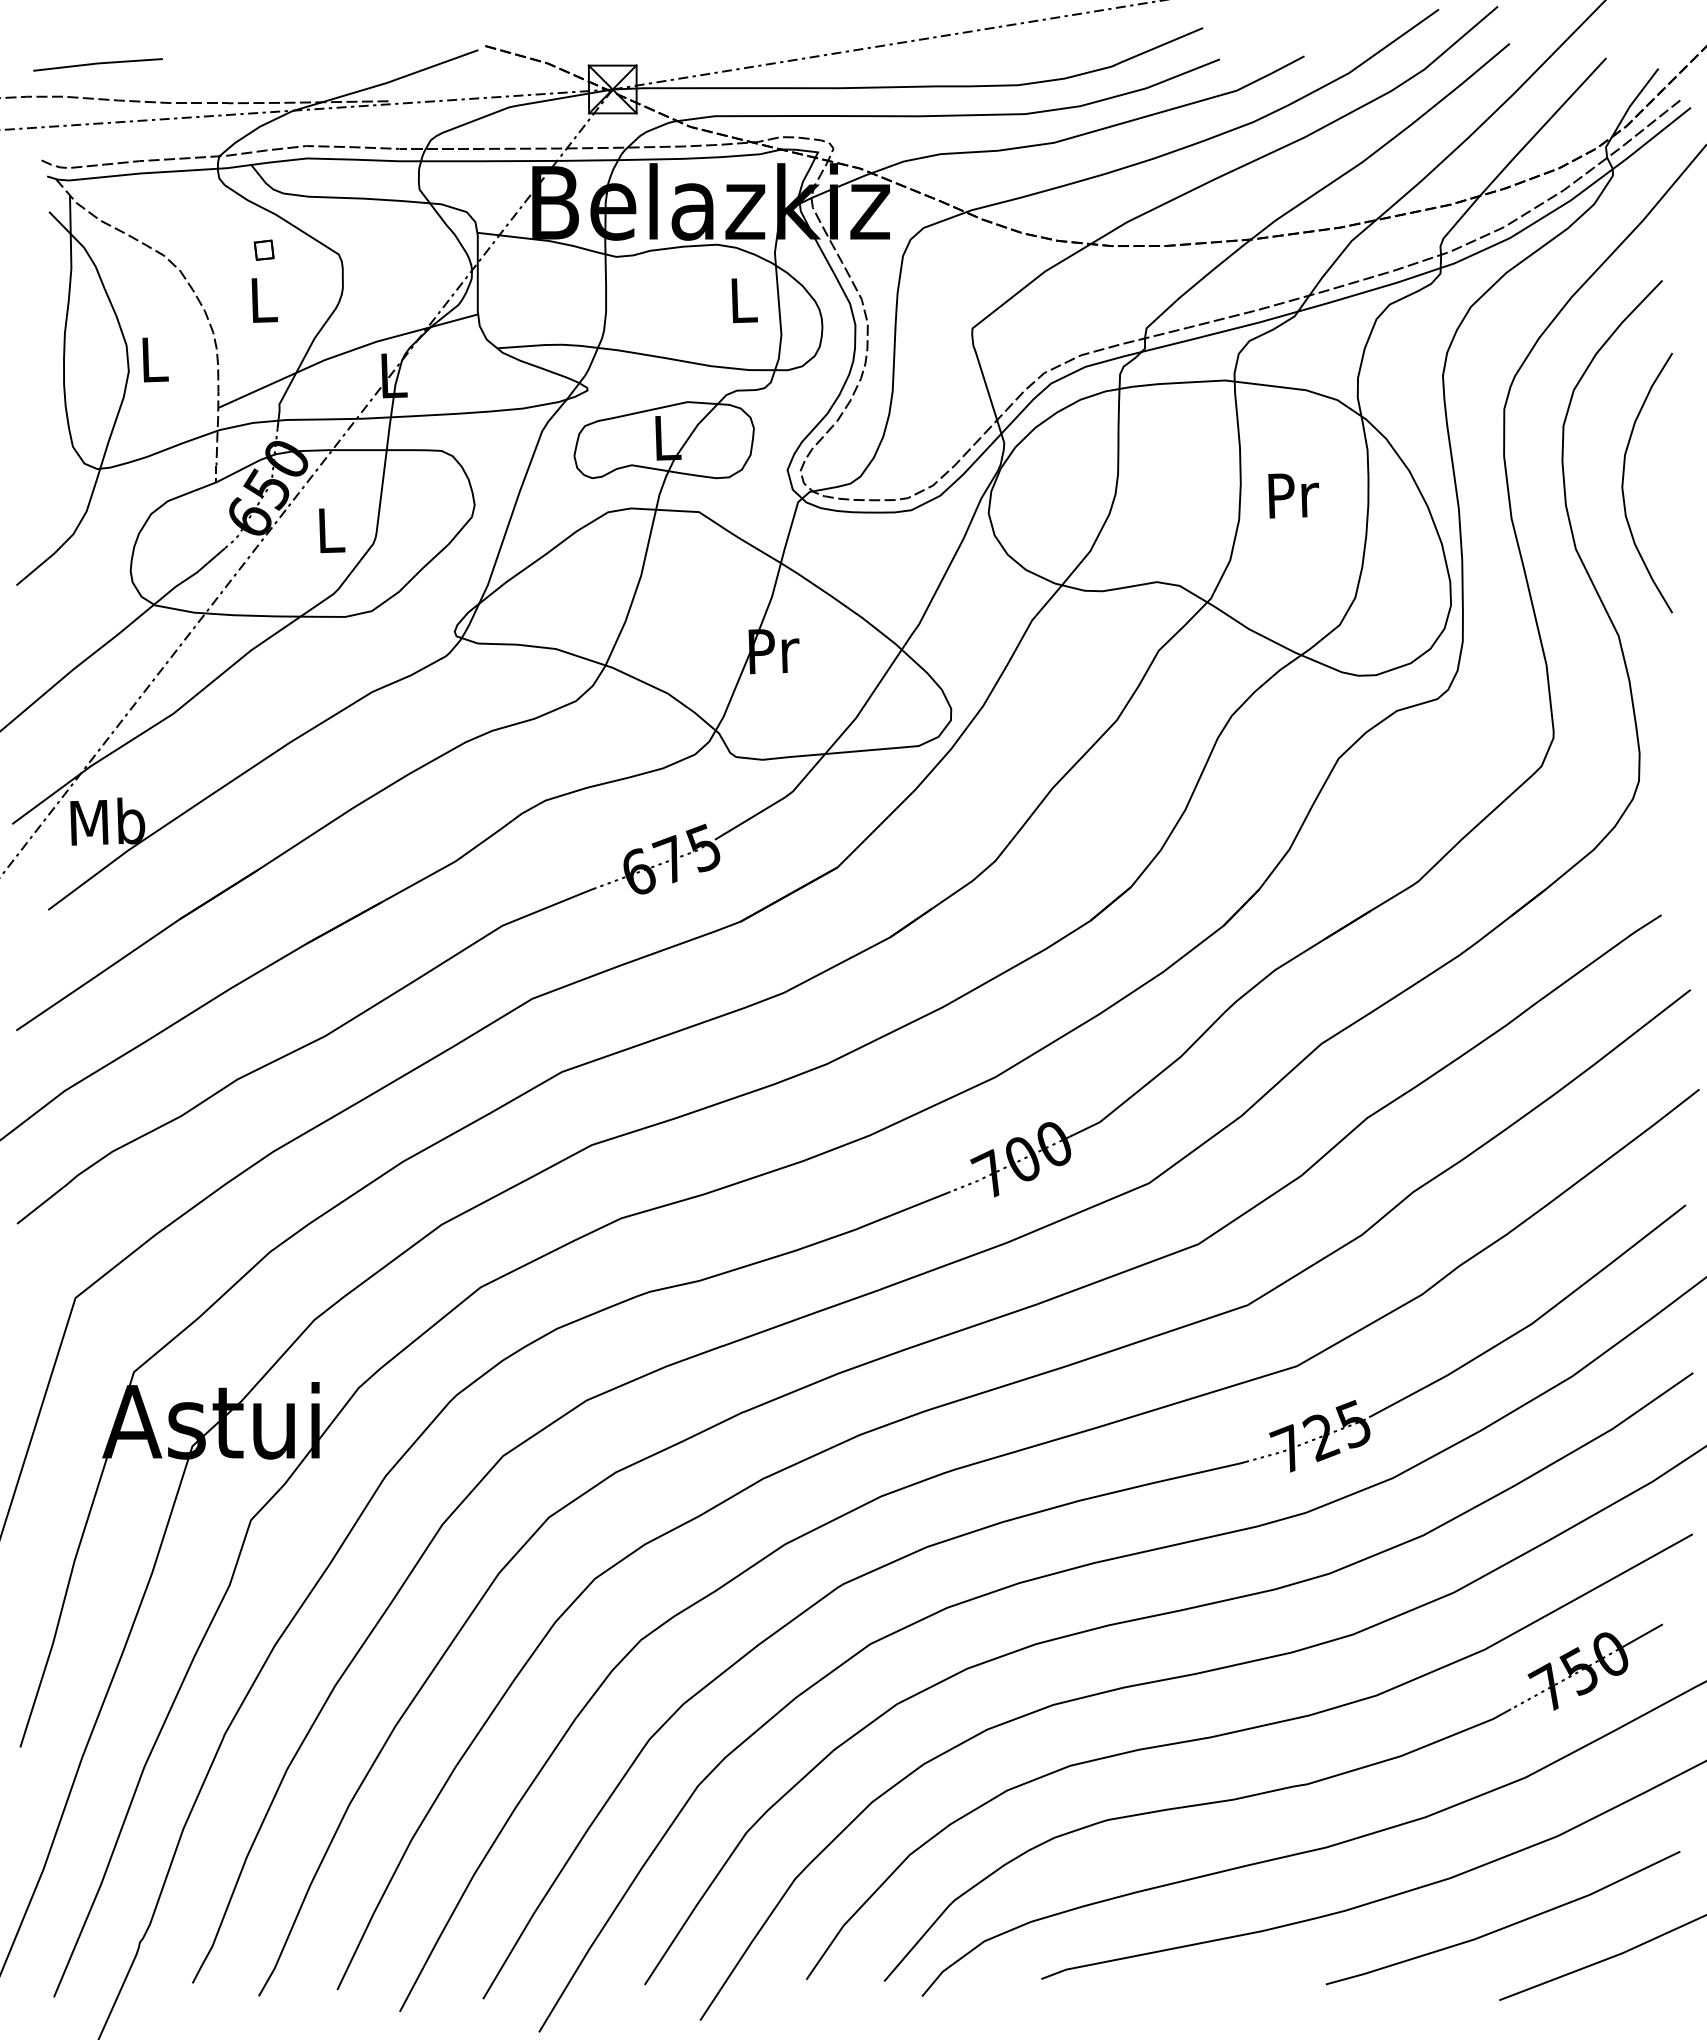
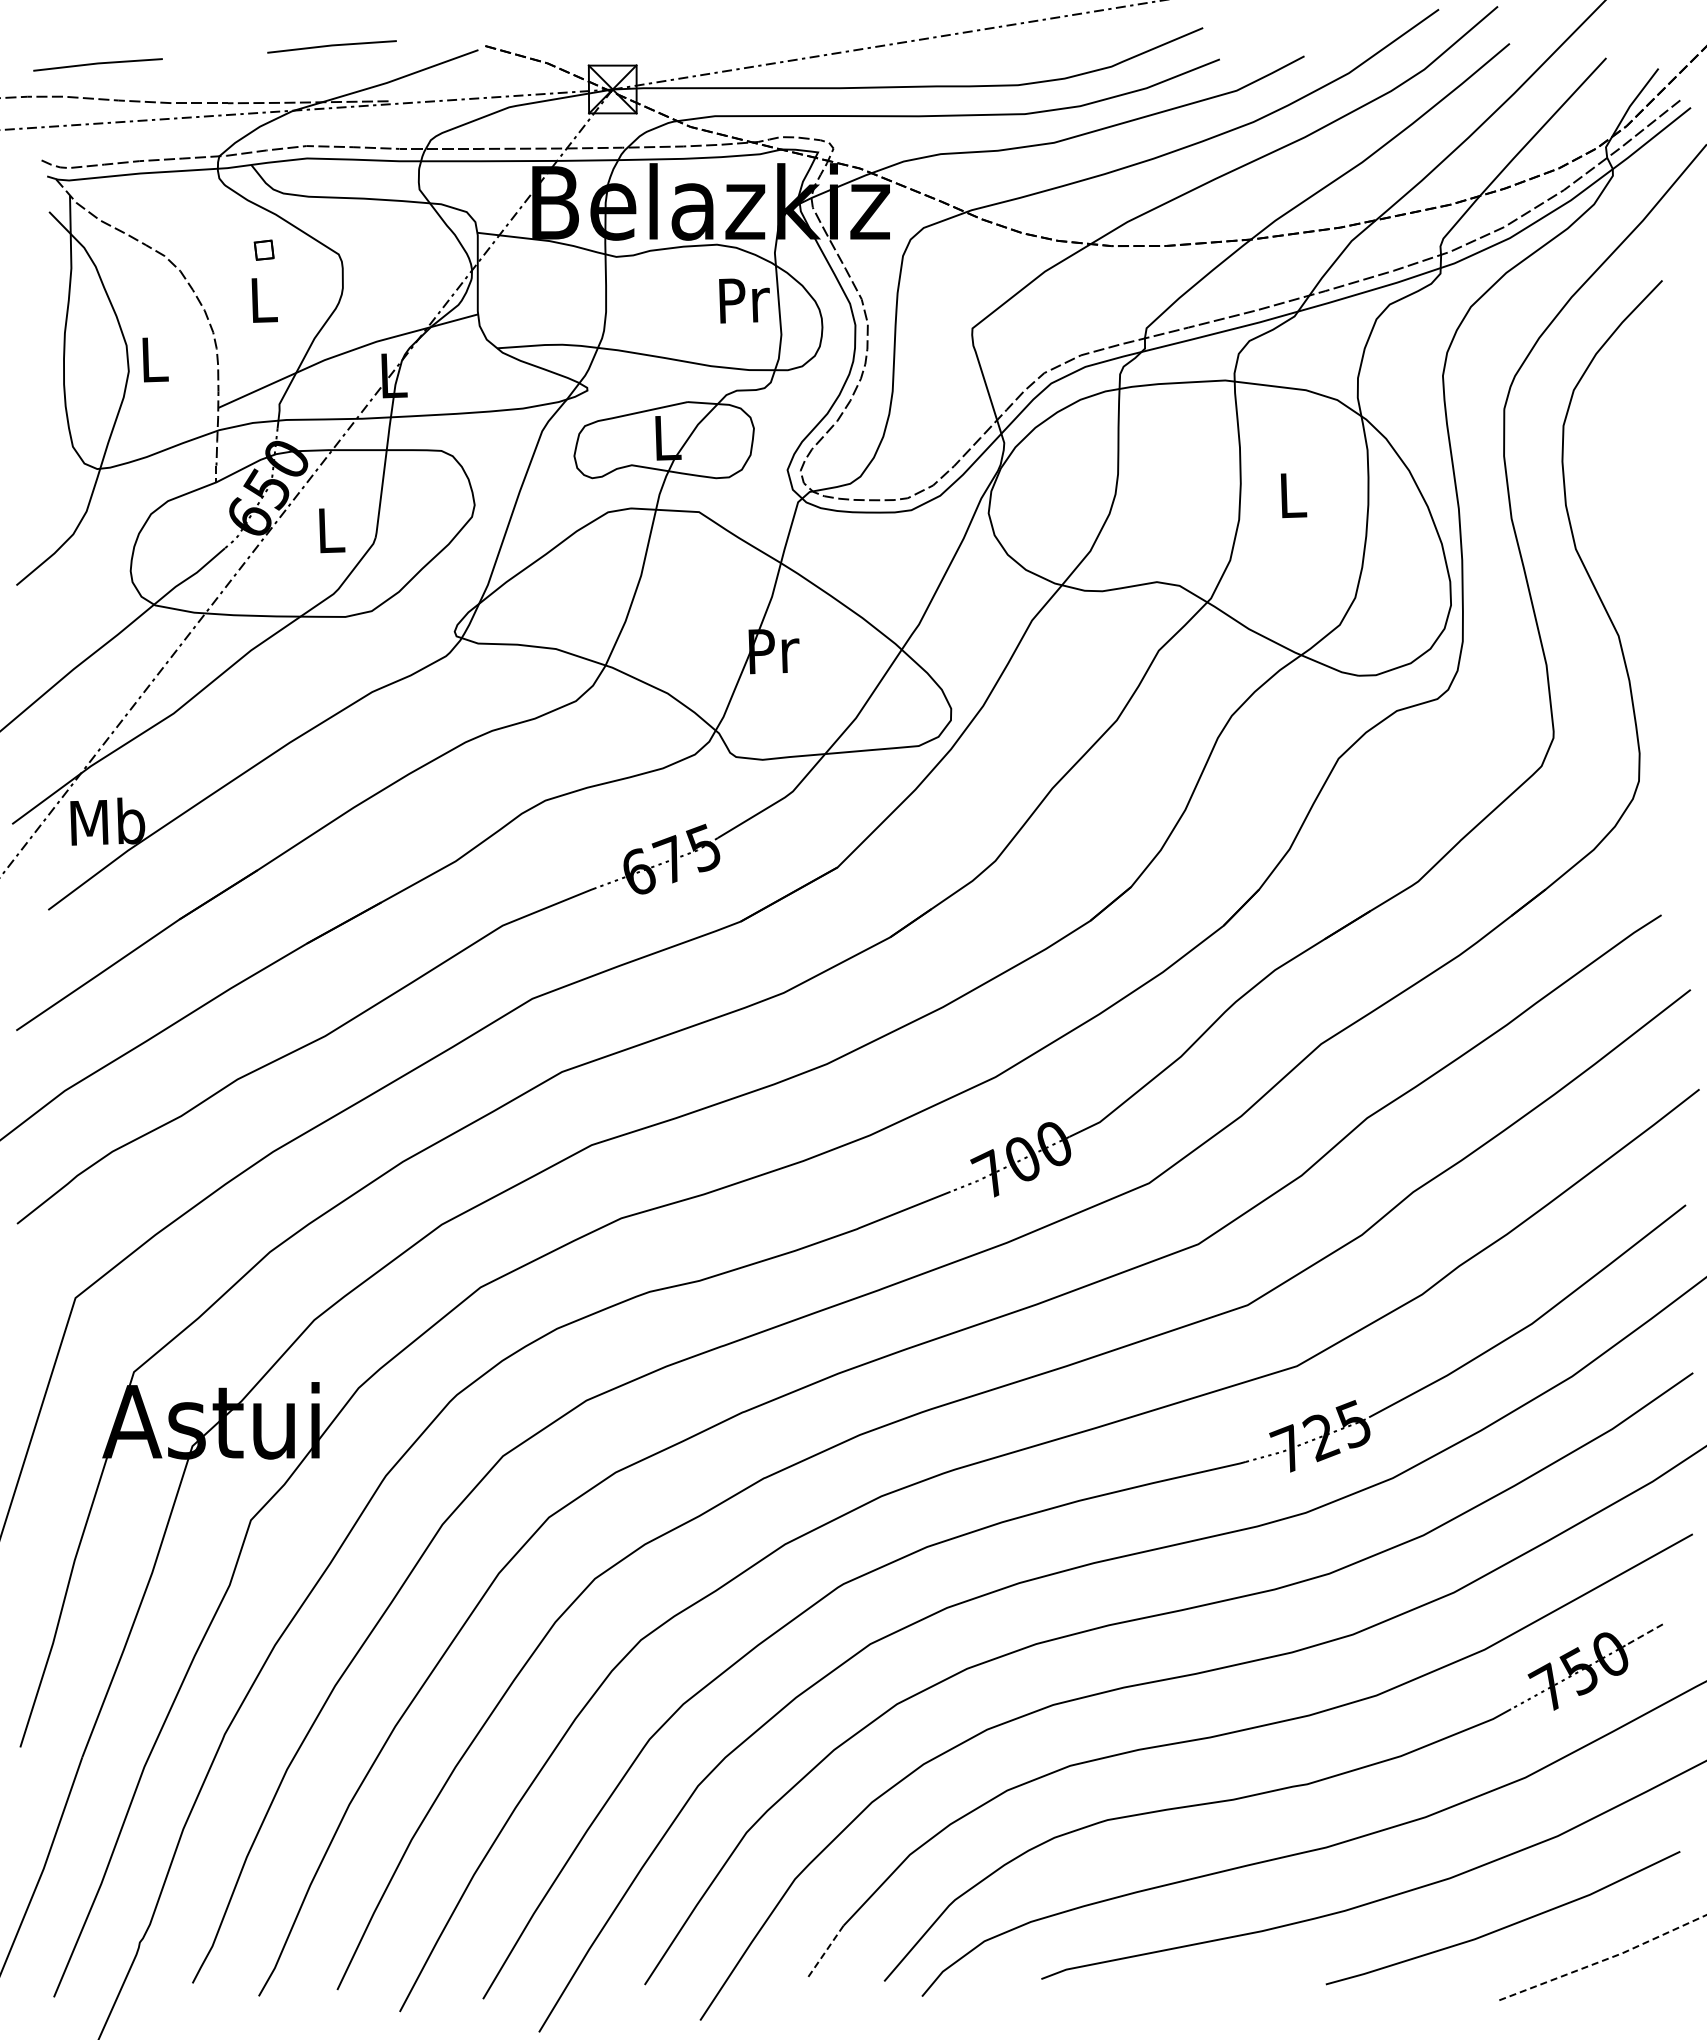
line: none -> present (331, 46)
text: L -> Pr (744, 300)
curve: present -> none (1624, 476)
text: Pr -> L (1293, 495)
line: solid -> dashed (1643, 1635)
line: solid -> dashed (824, 1952)
line: solid -> dashed (1604, 1960)
